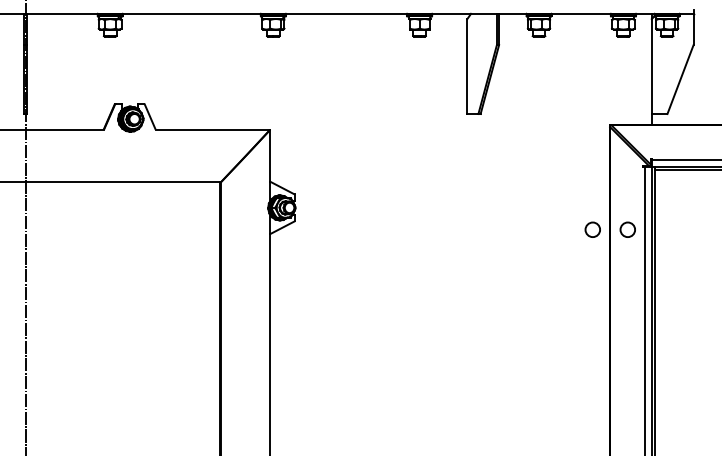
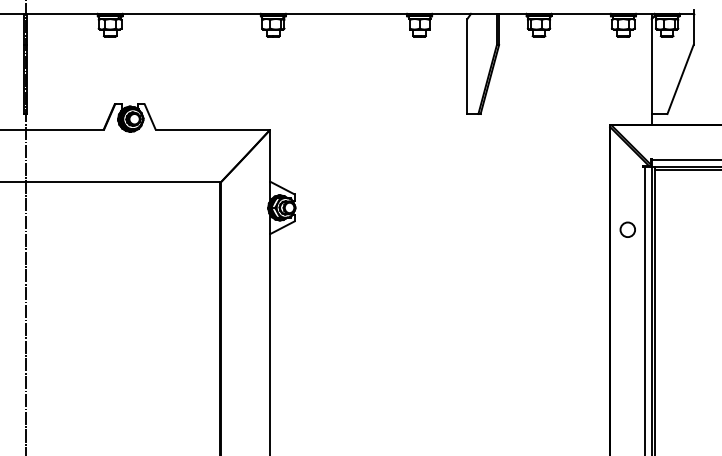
circle: present -> none (592, 229)
